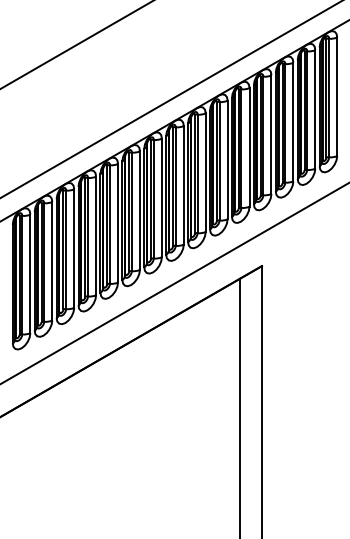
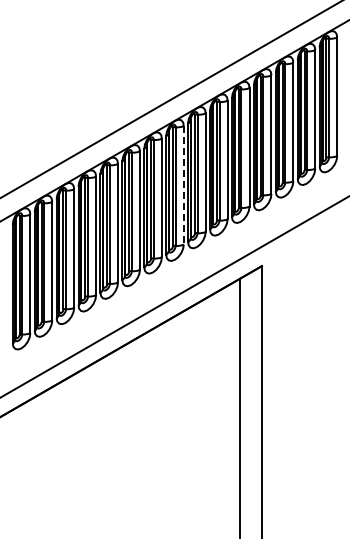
line: present -> none (76, 44)
line: solid -> dashed (183, 185)
line position: (174, 283) -> (174, 297) (174, 297)
